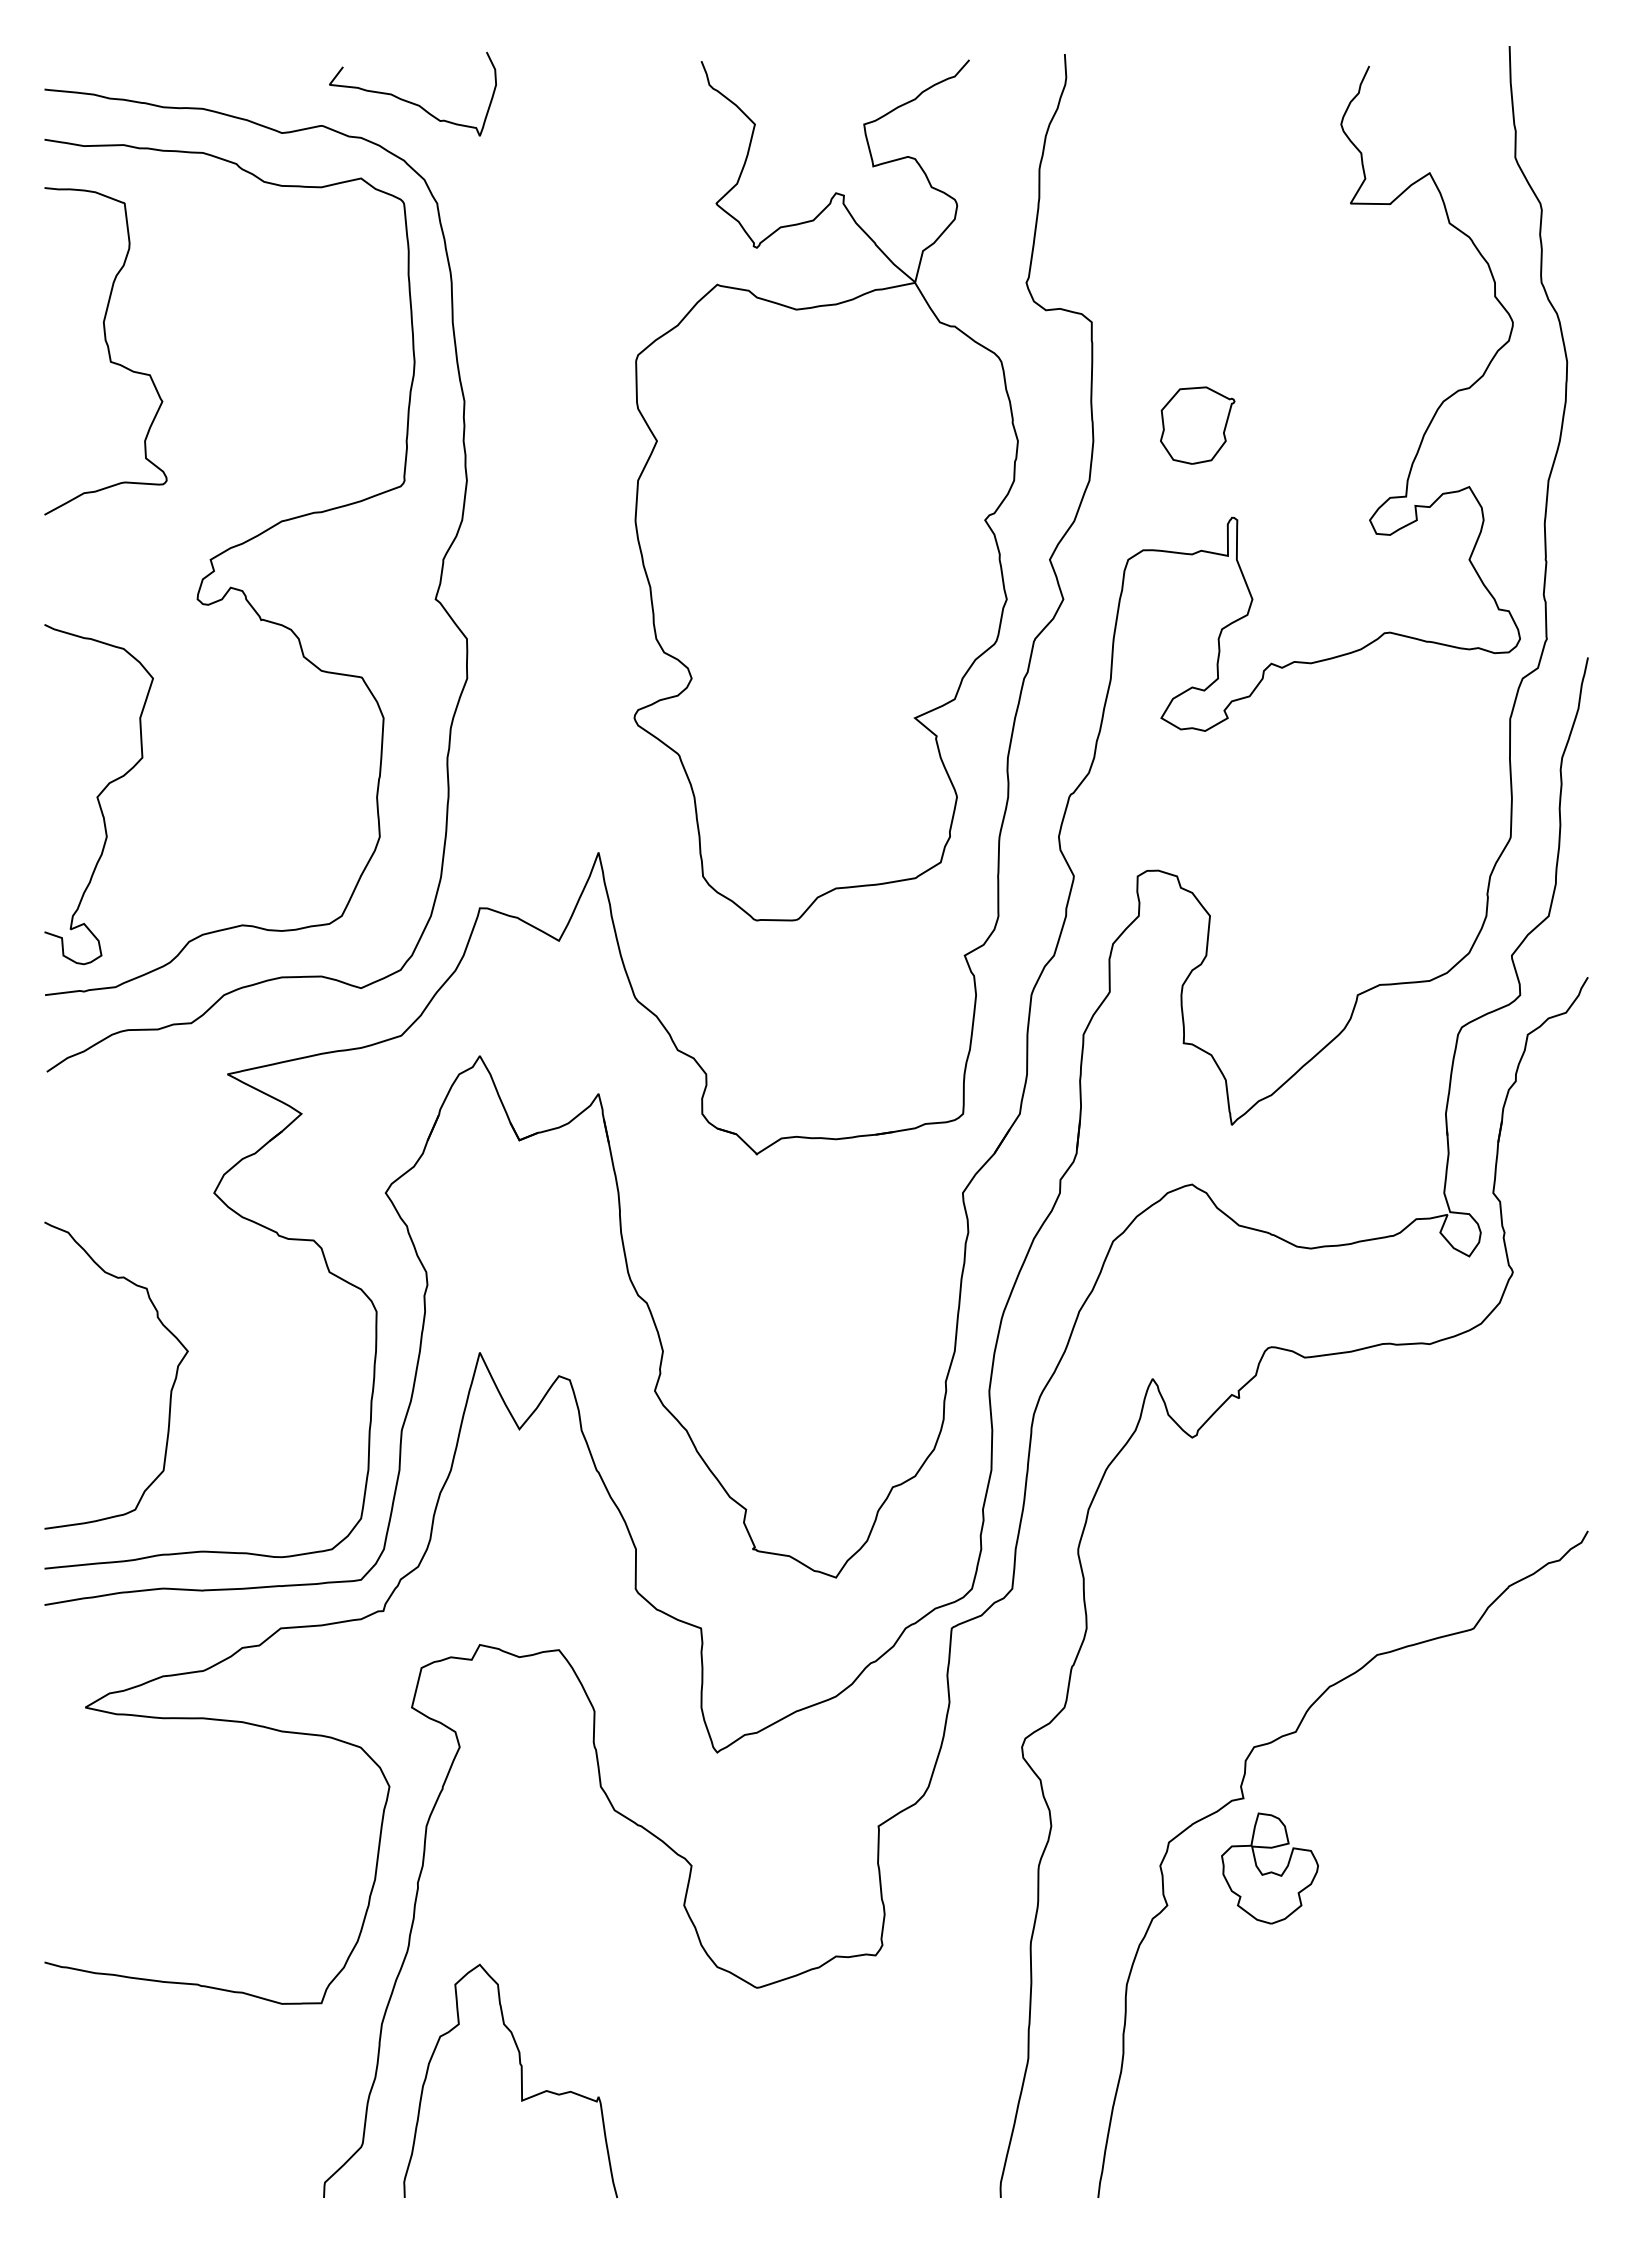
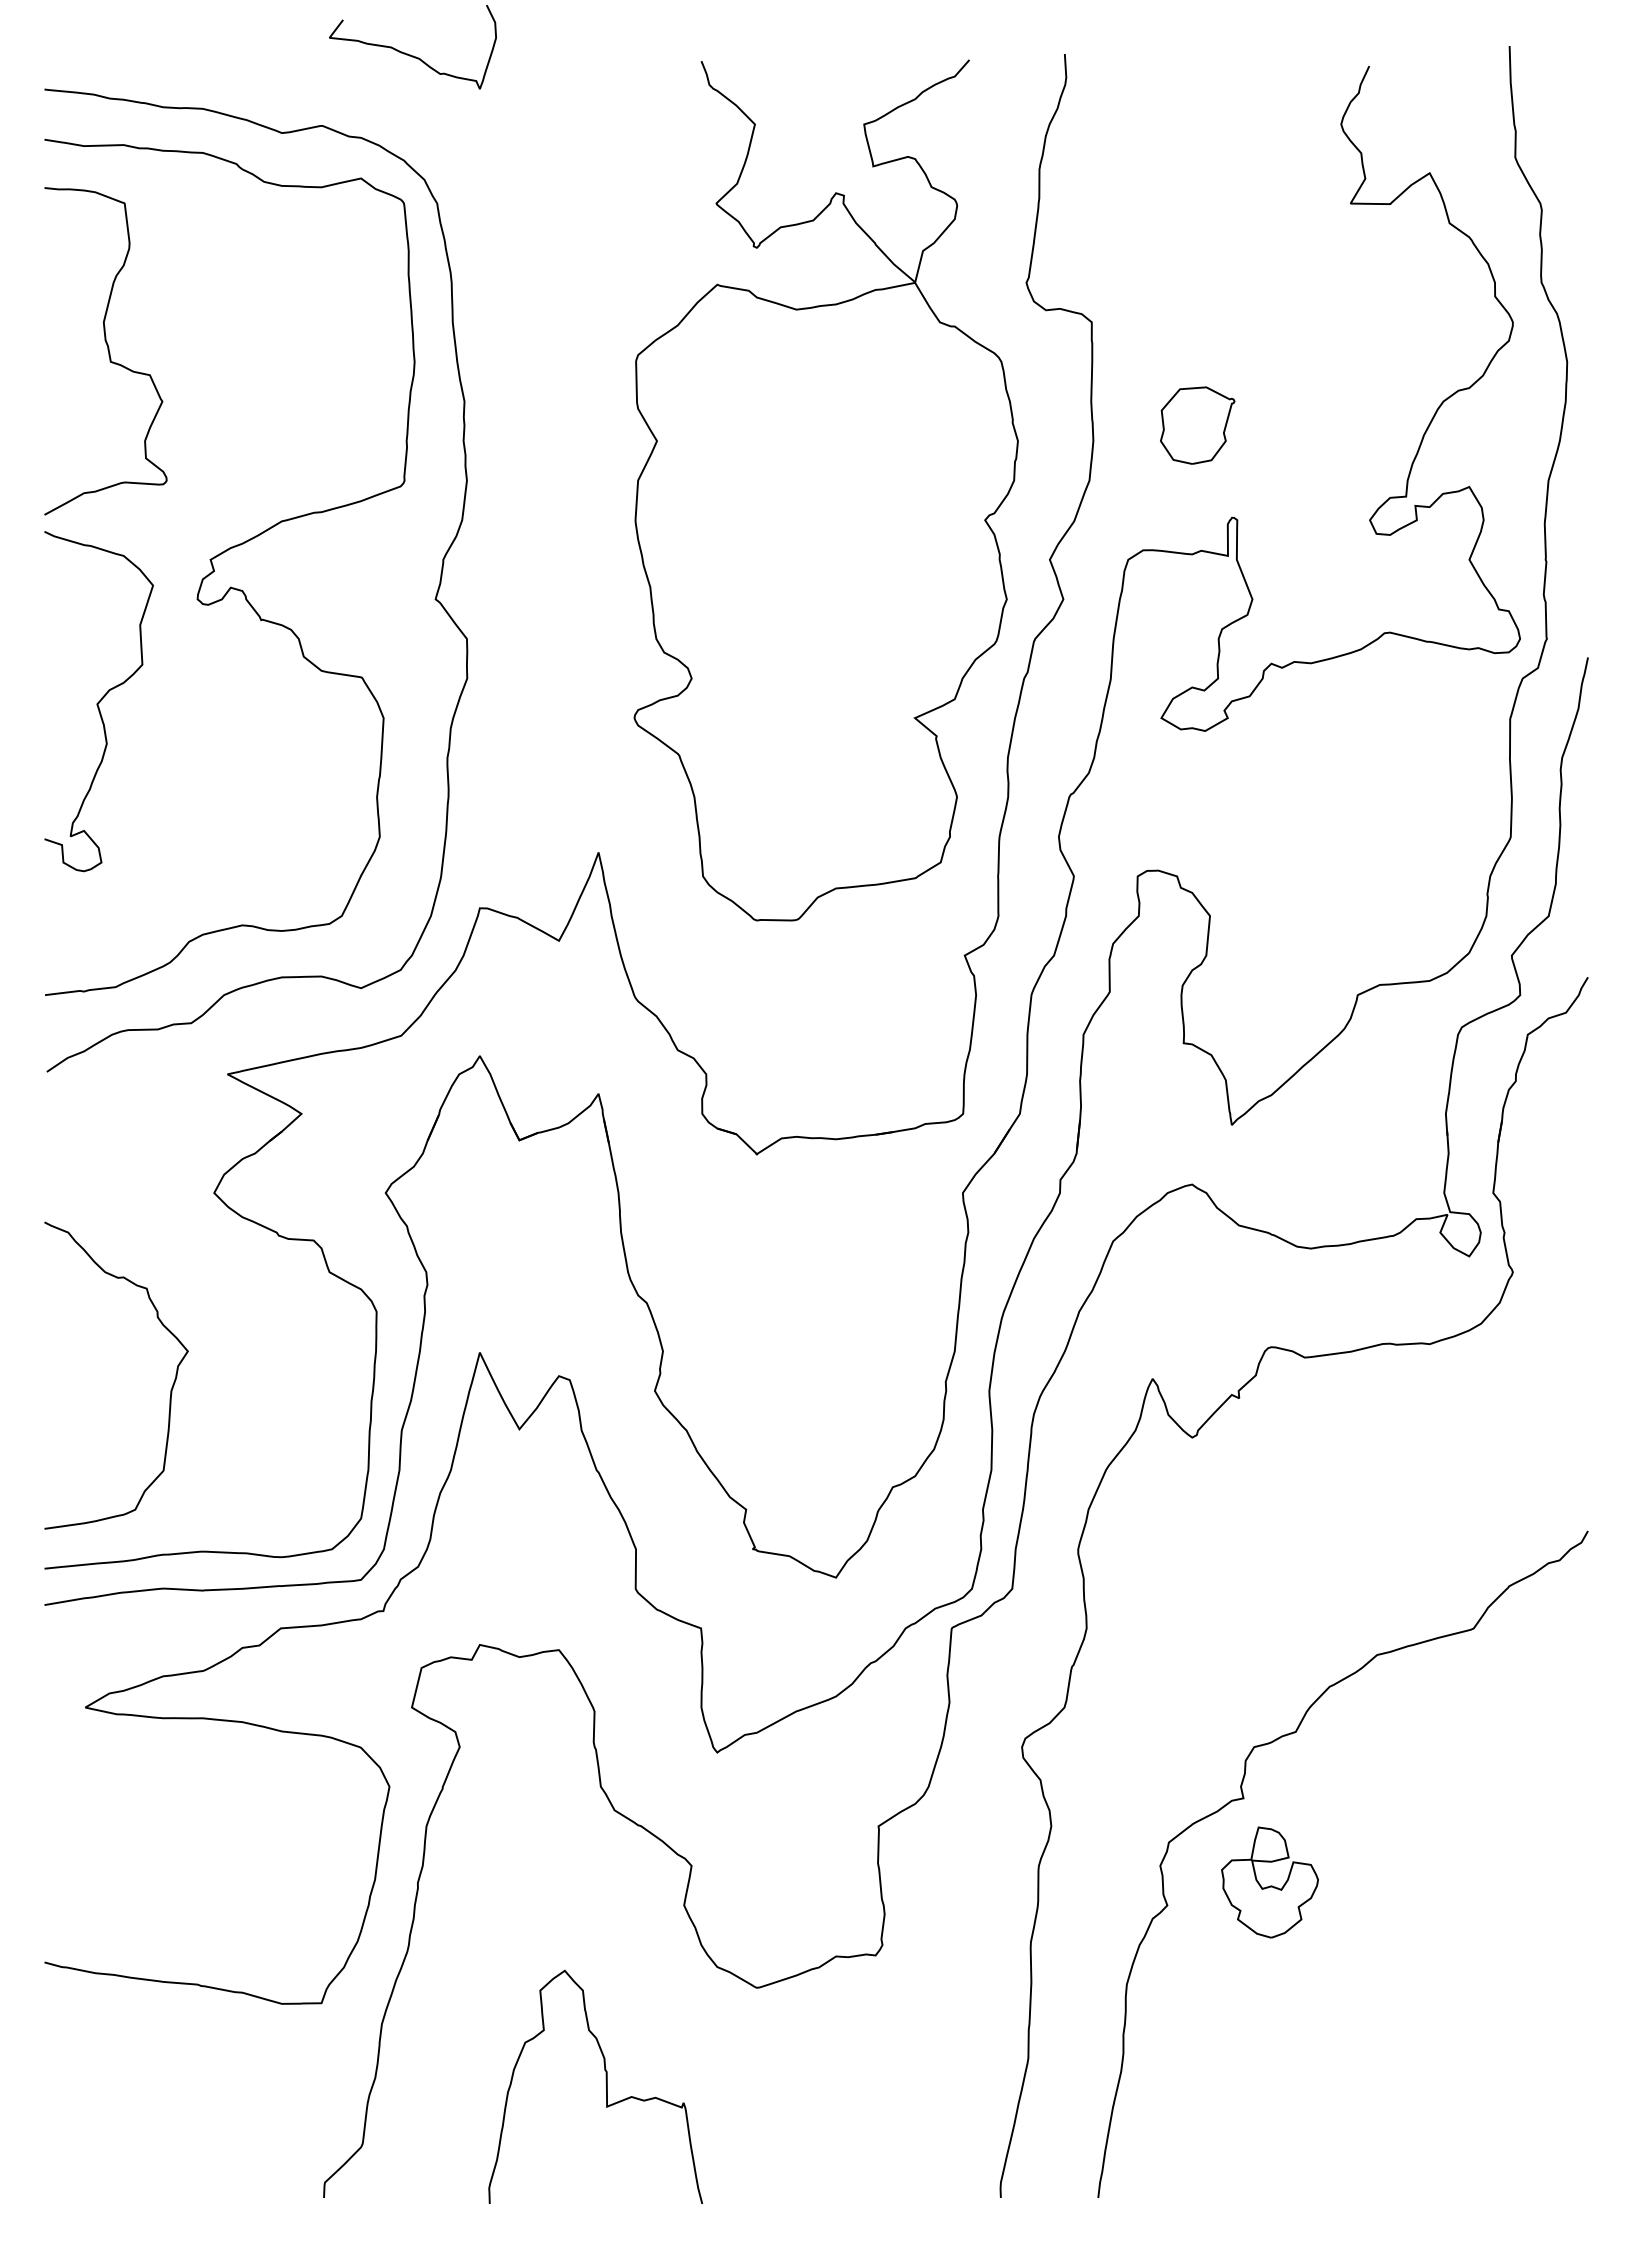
curve position: (410, 101) -> (410, 54) (410, 54)
curve position: (98, 794) -> (98, 701) (98, 701)
part position: (1269, 1868) -> (1269, 1882) (1269, 1882)
curve position: (520, 2076) -> (605, 2082) (605, 2082)
